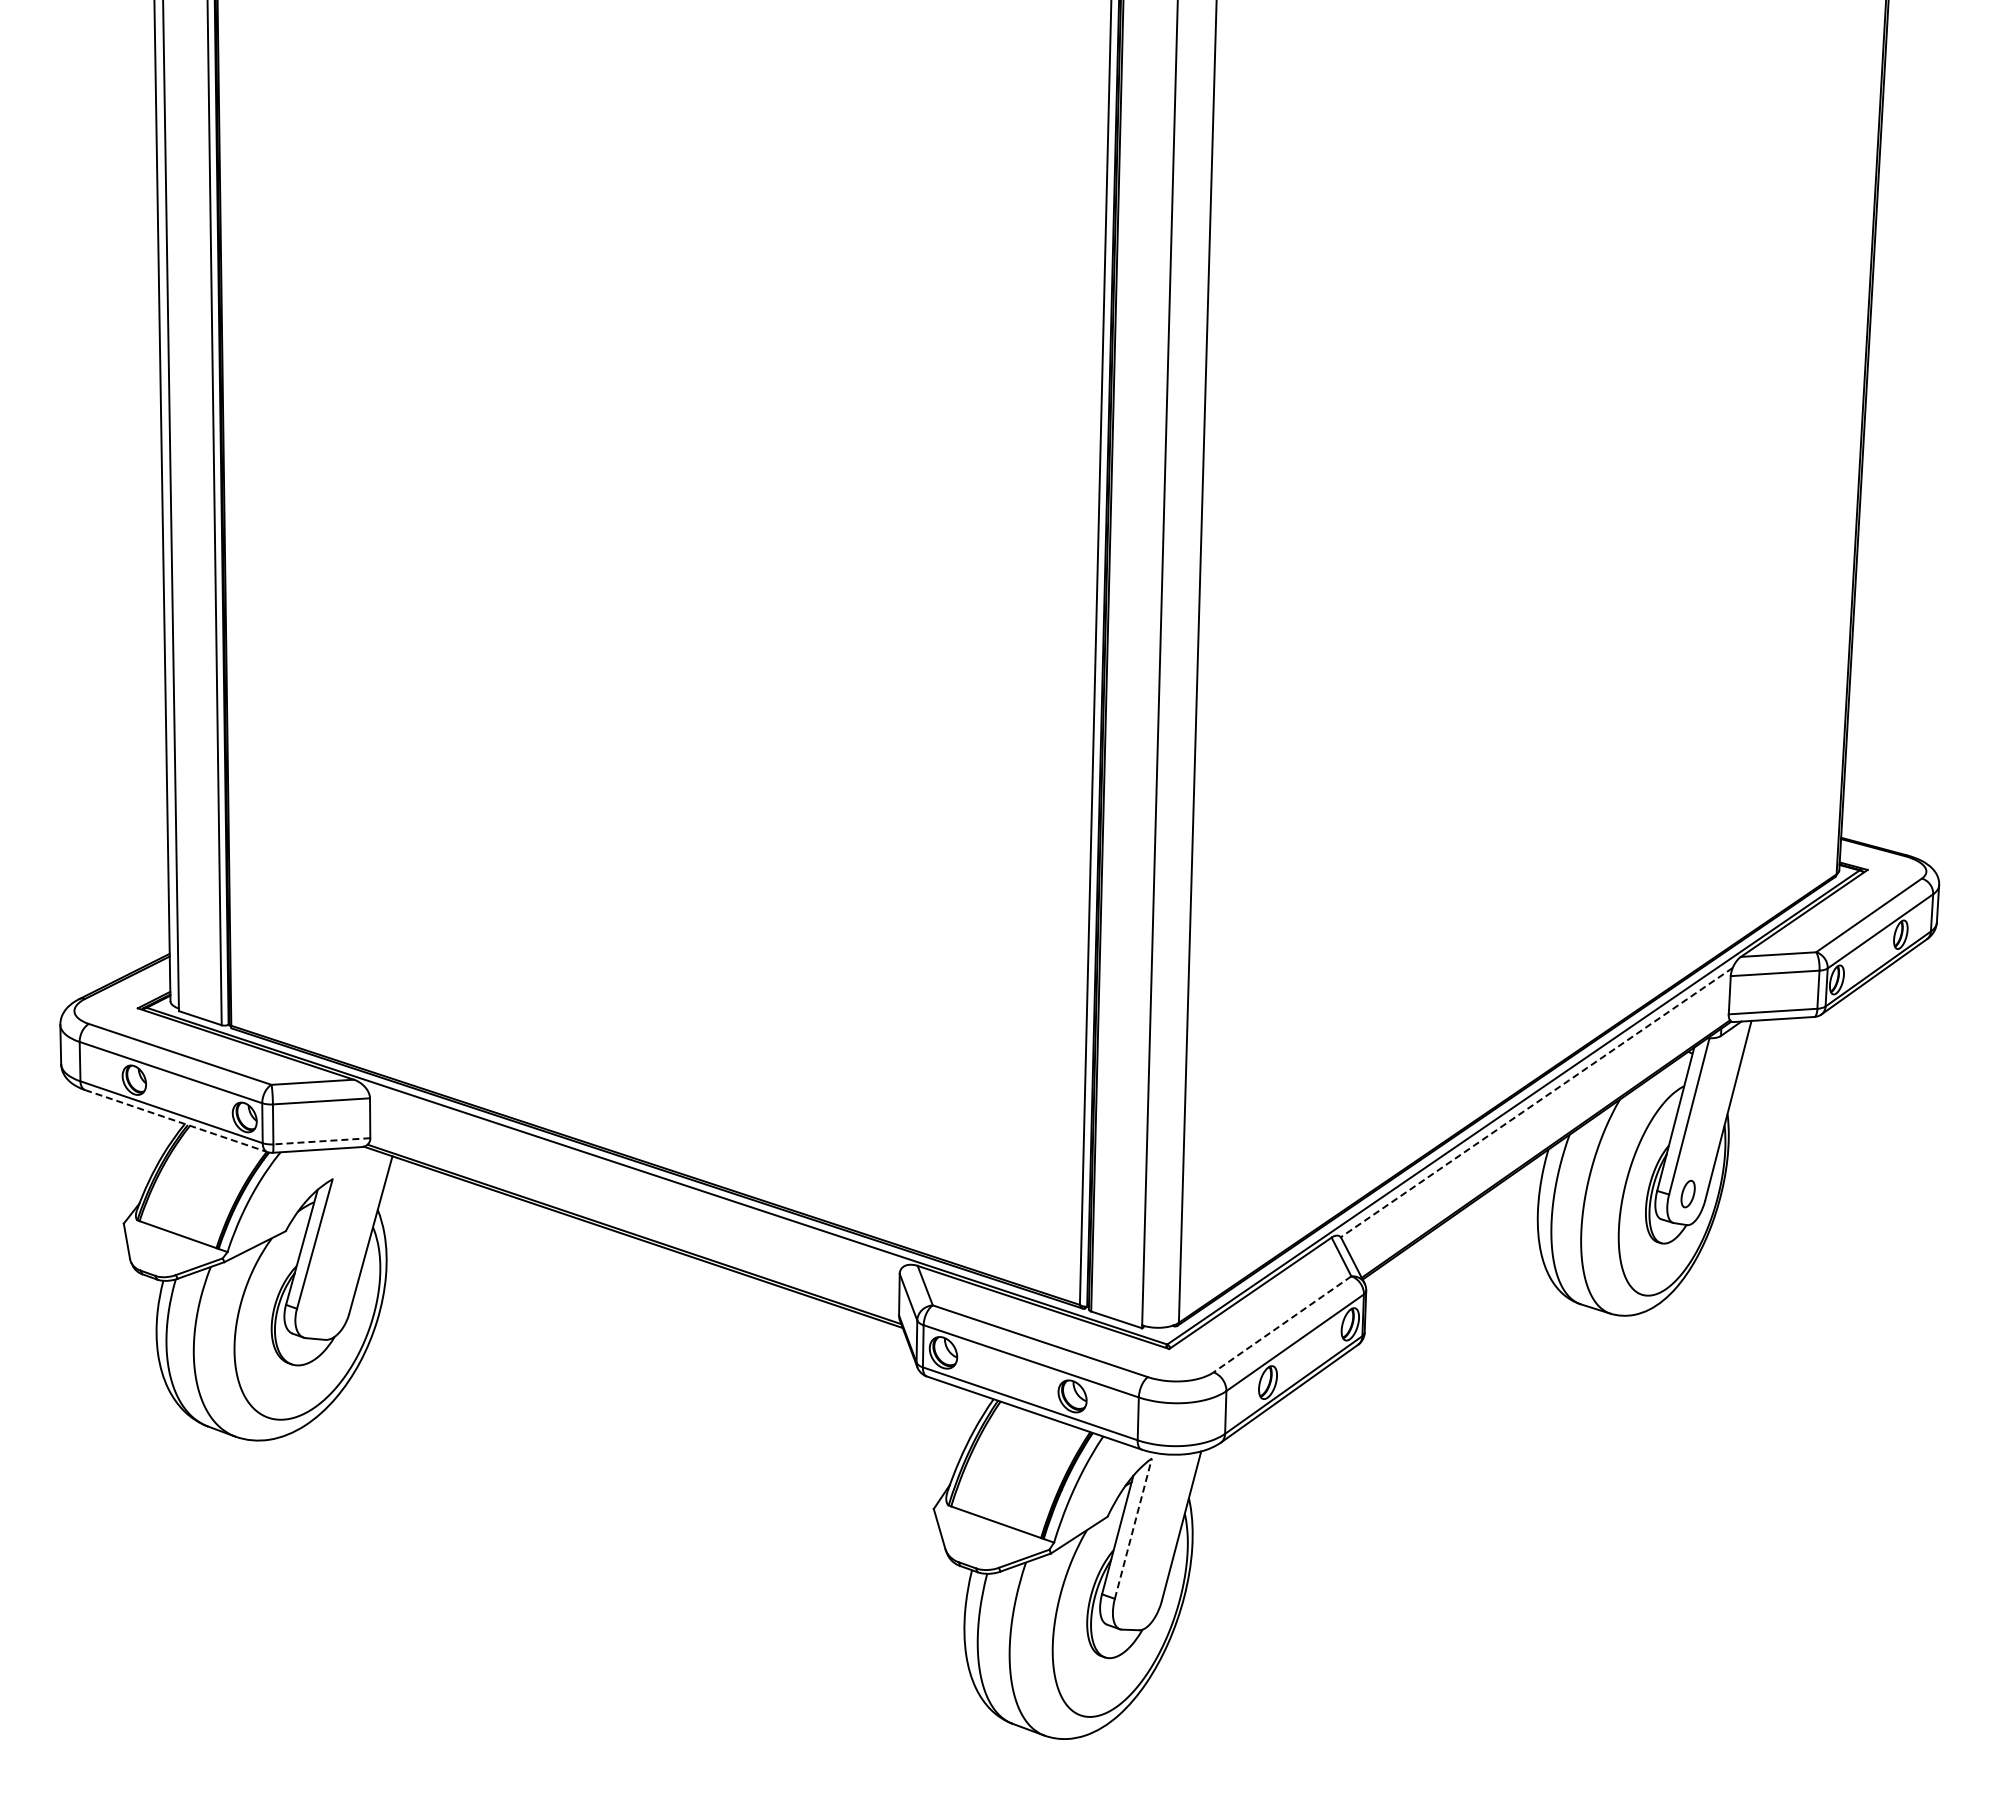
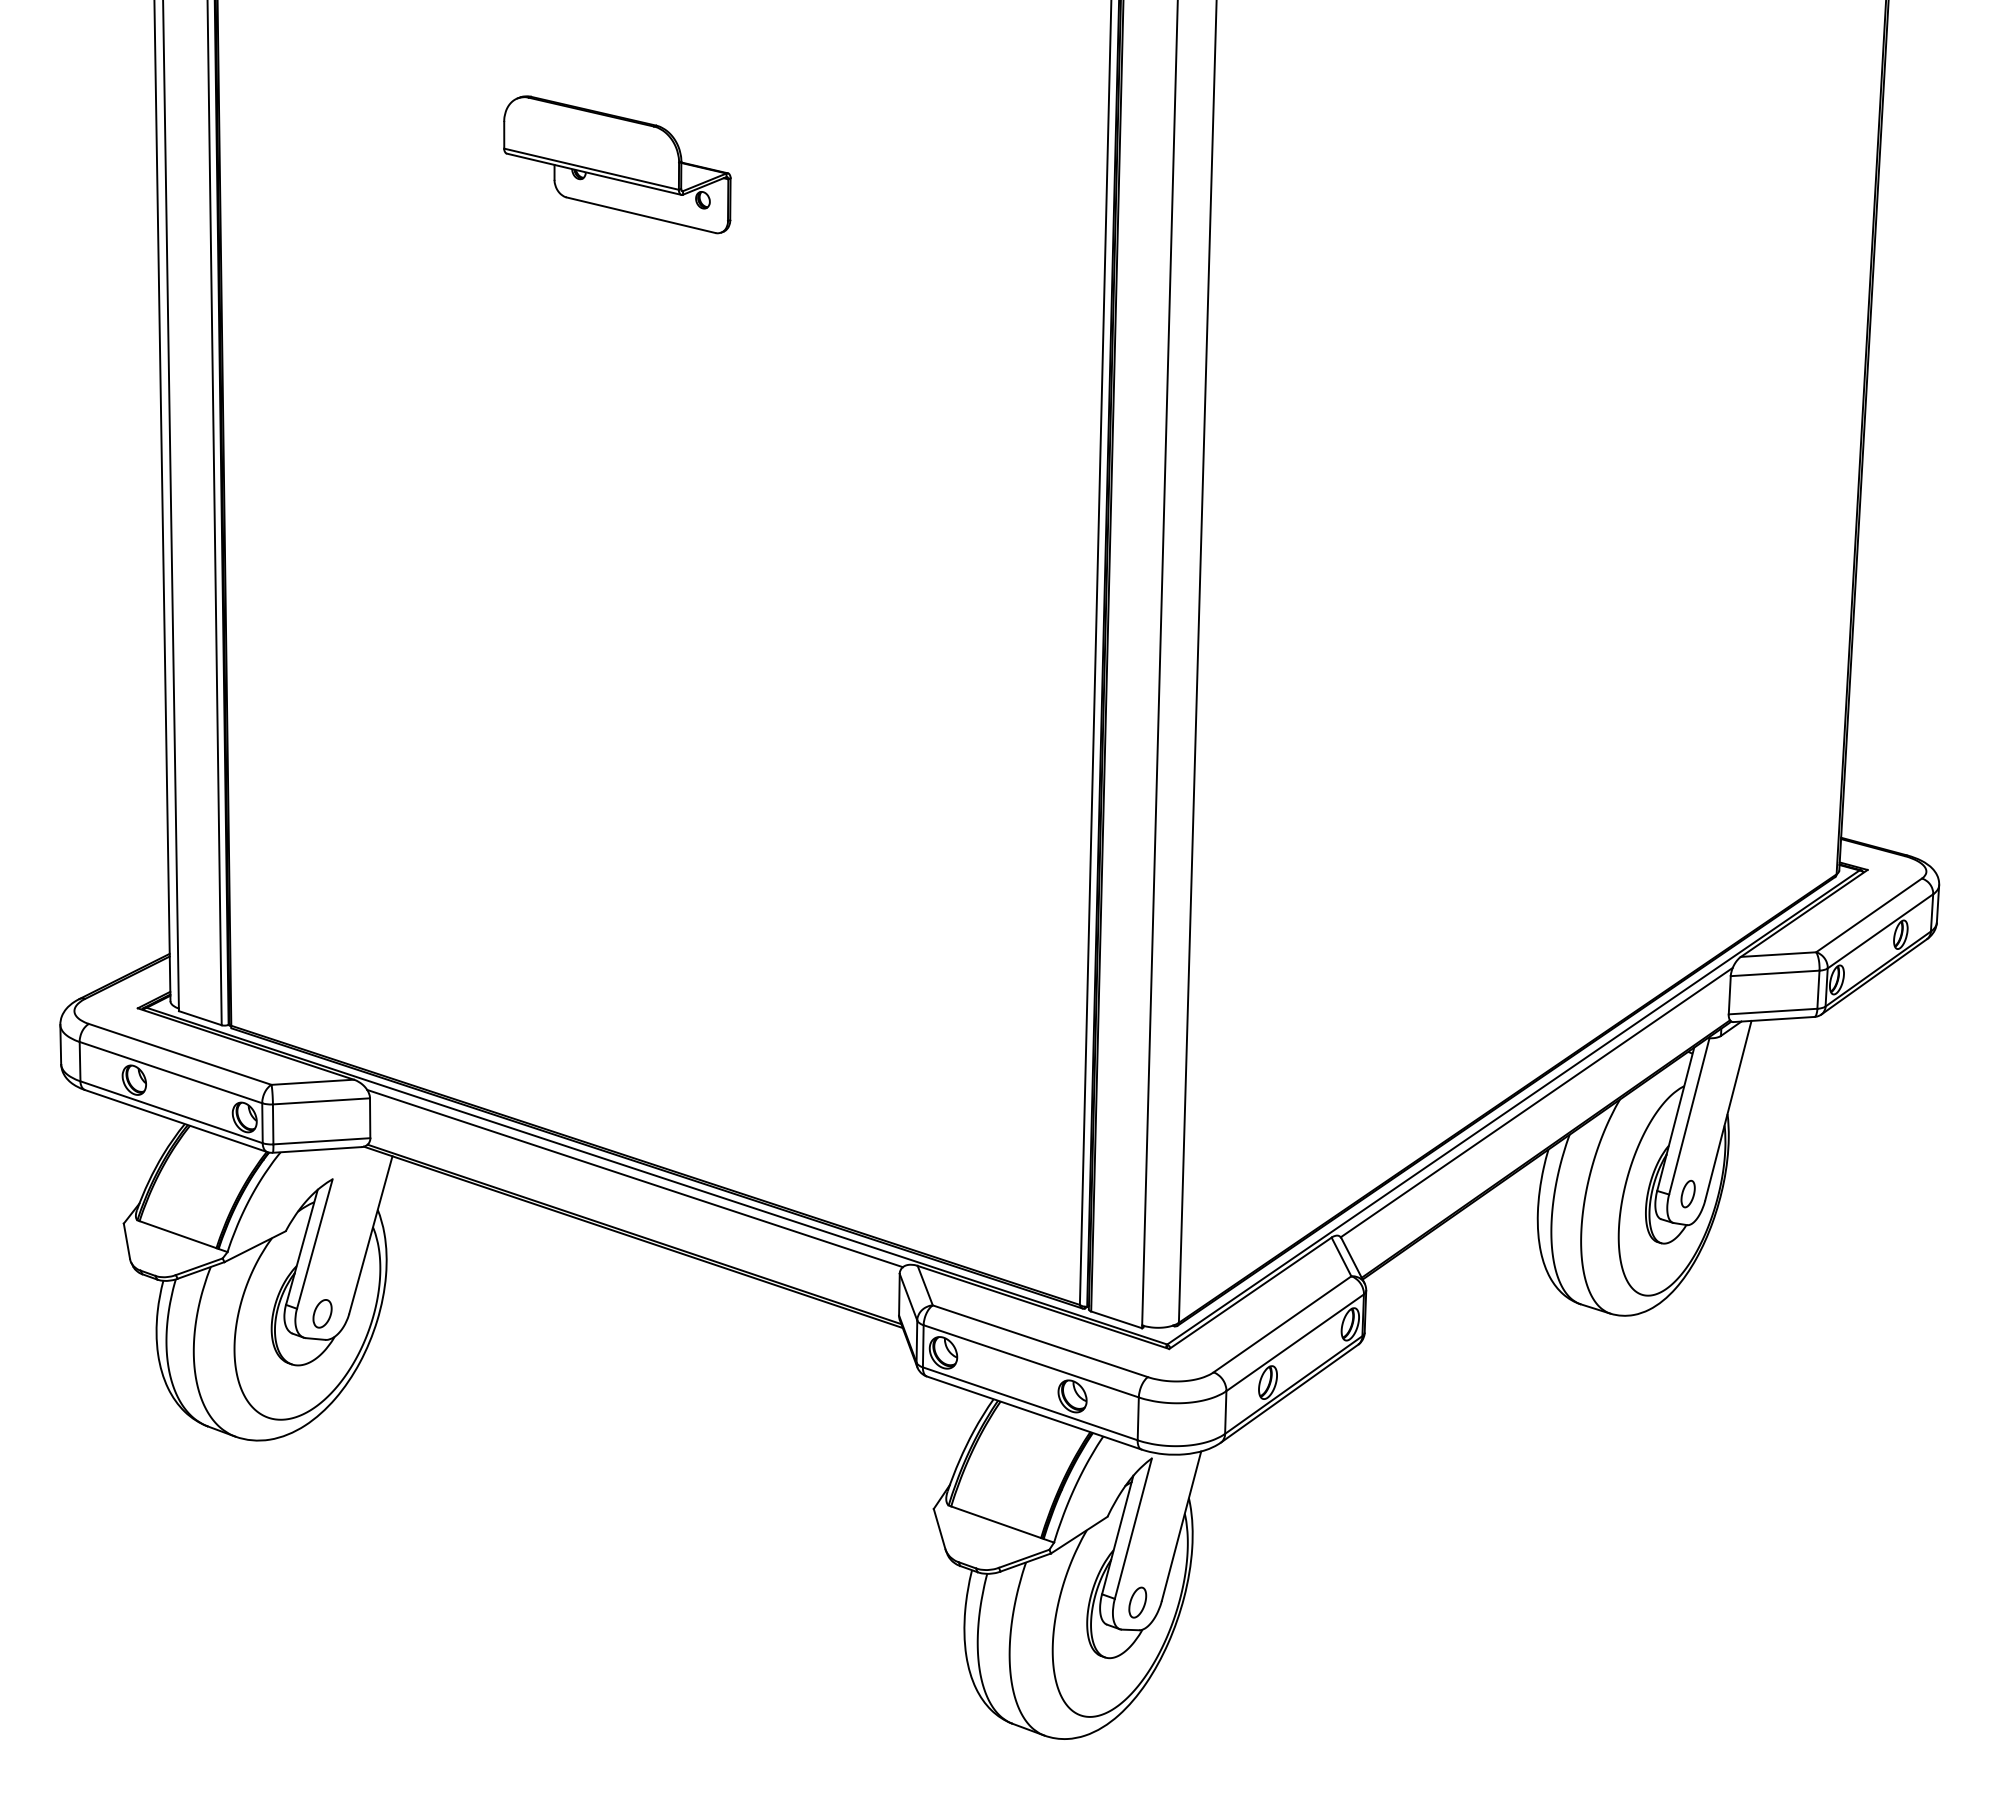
part: none -> present (617, 164)
line: dashed -> solid (1536, 1102)
line: dashed -> solid (176, 1121)
line: dashed -> solid (321, 1141)
line: none -> present (634, 1178)
part: none -> present (322, 1313)
line: dashed -> solid (1282, 1324)
line: dashed -> solid (1133, 1528)
part: none -> present (1137, 1602)
